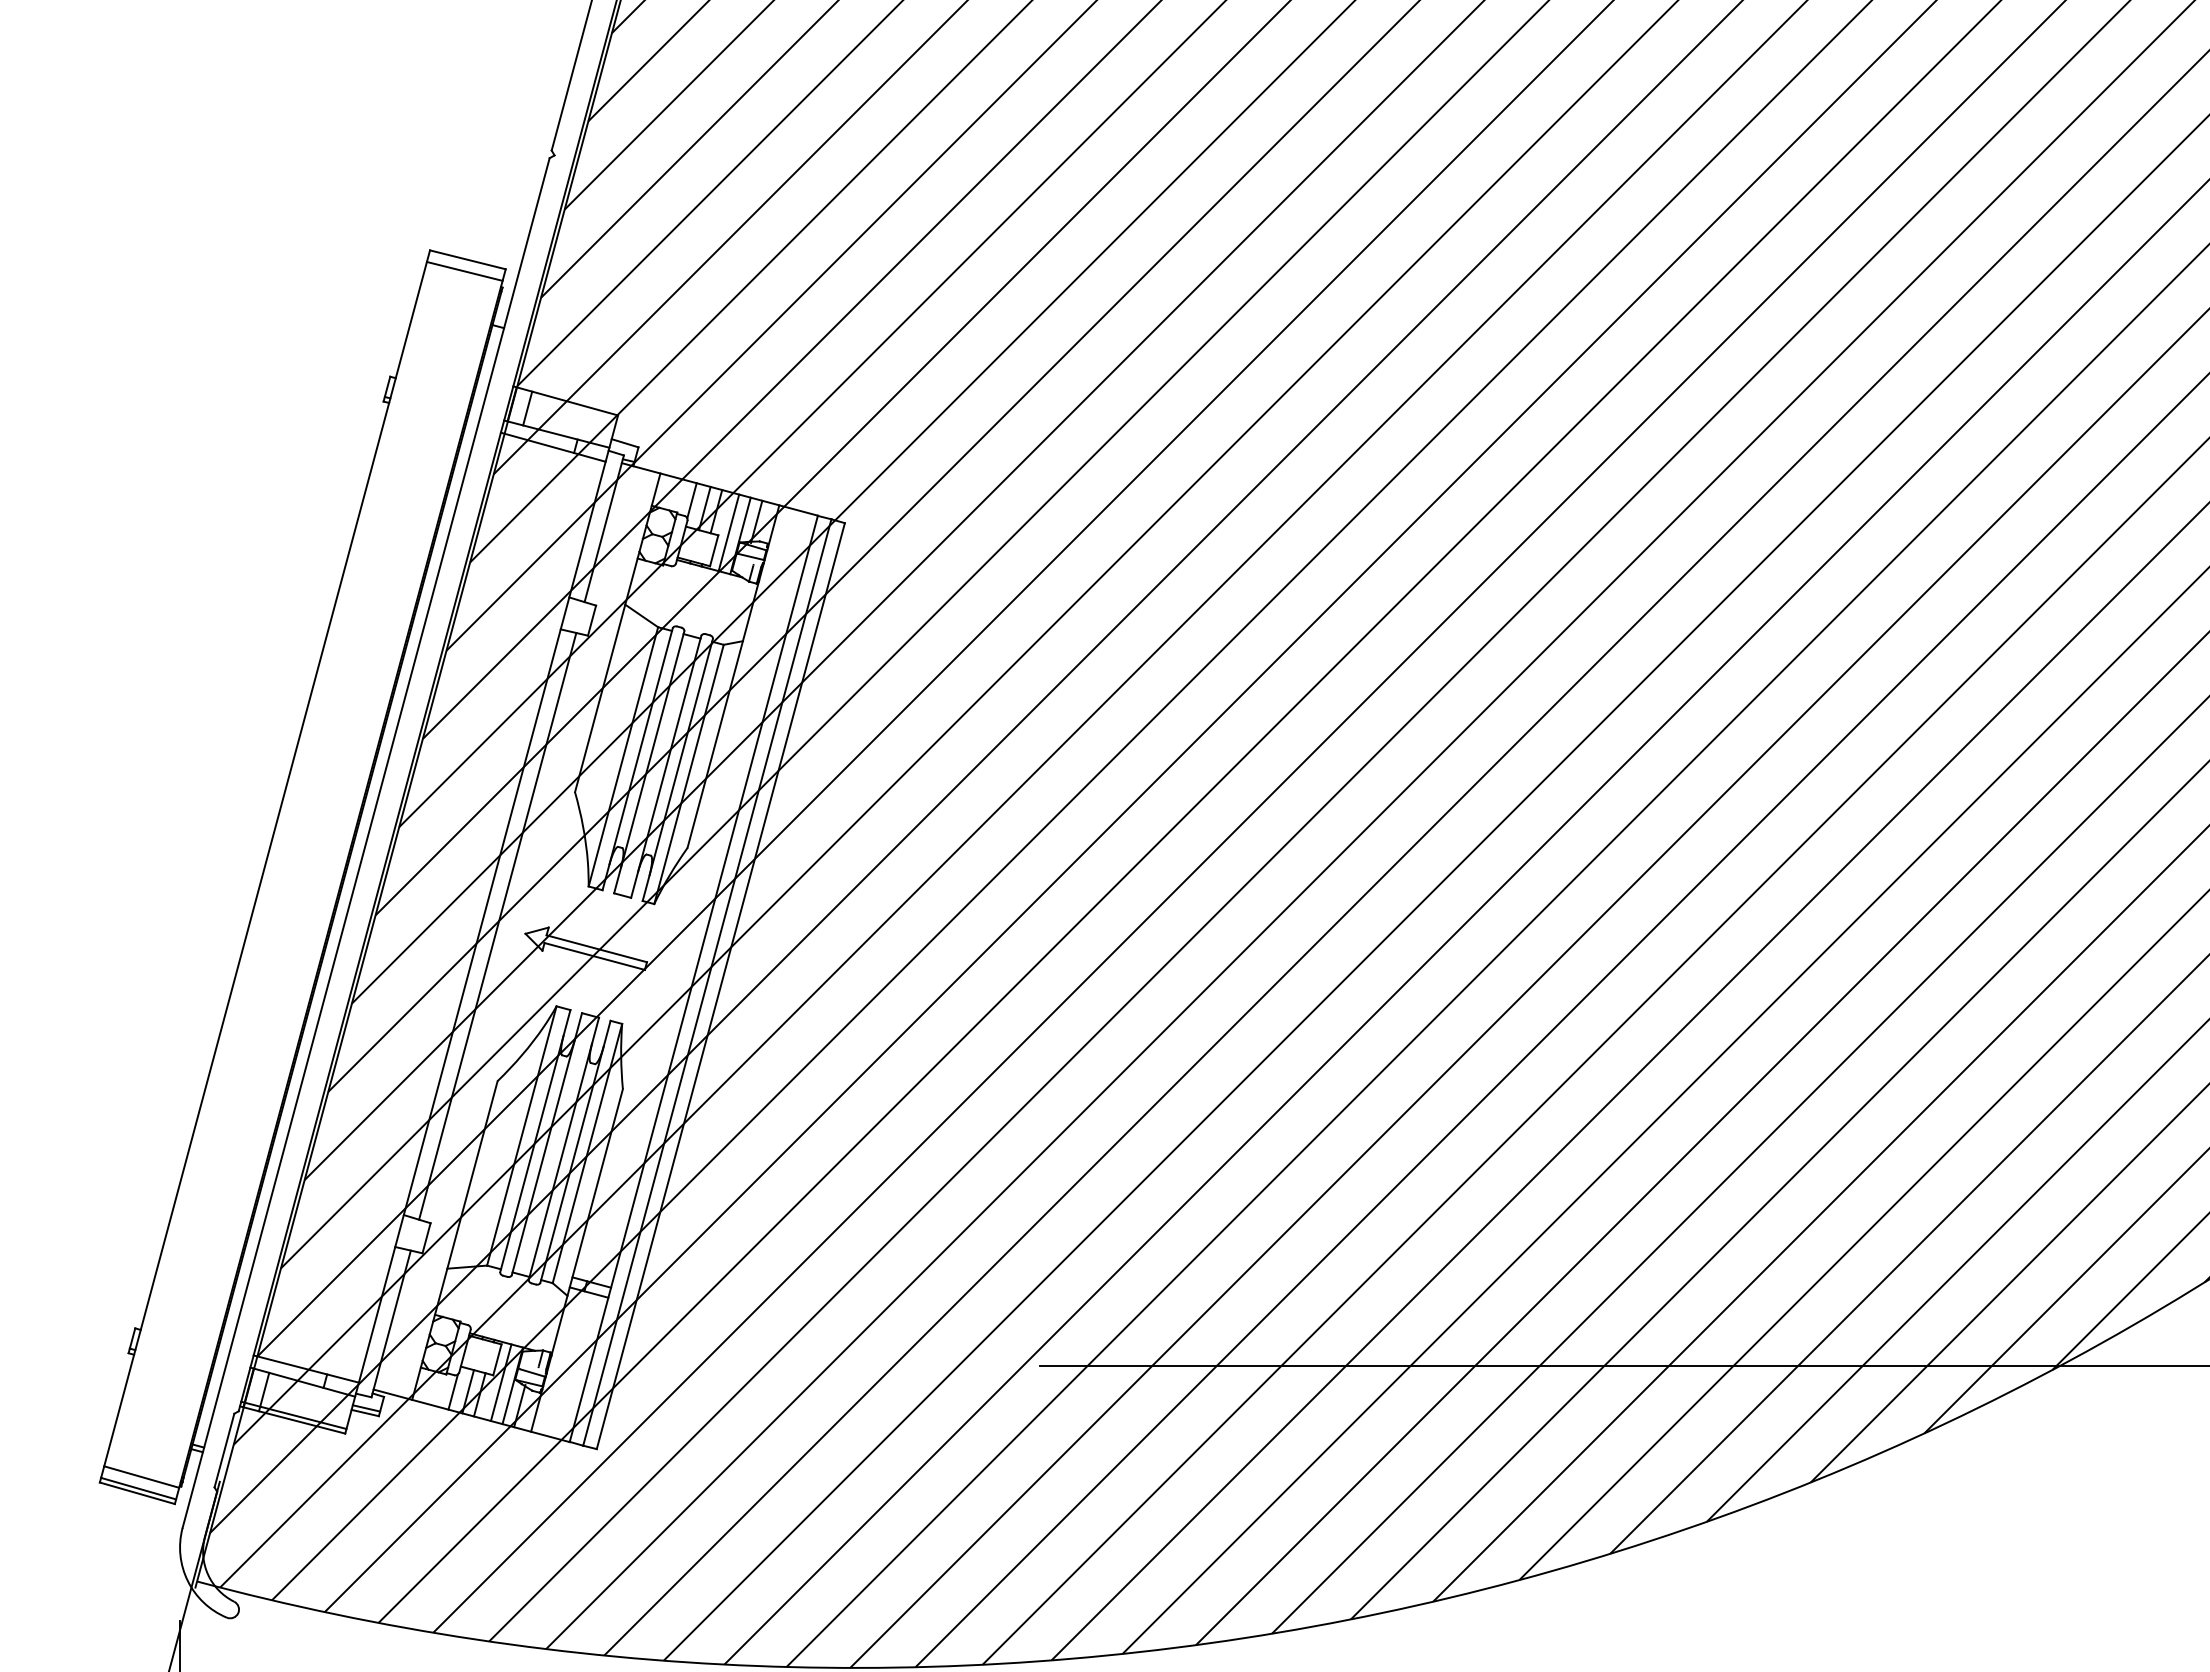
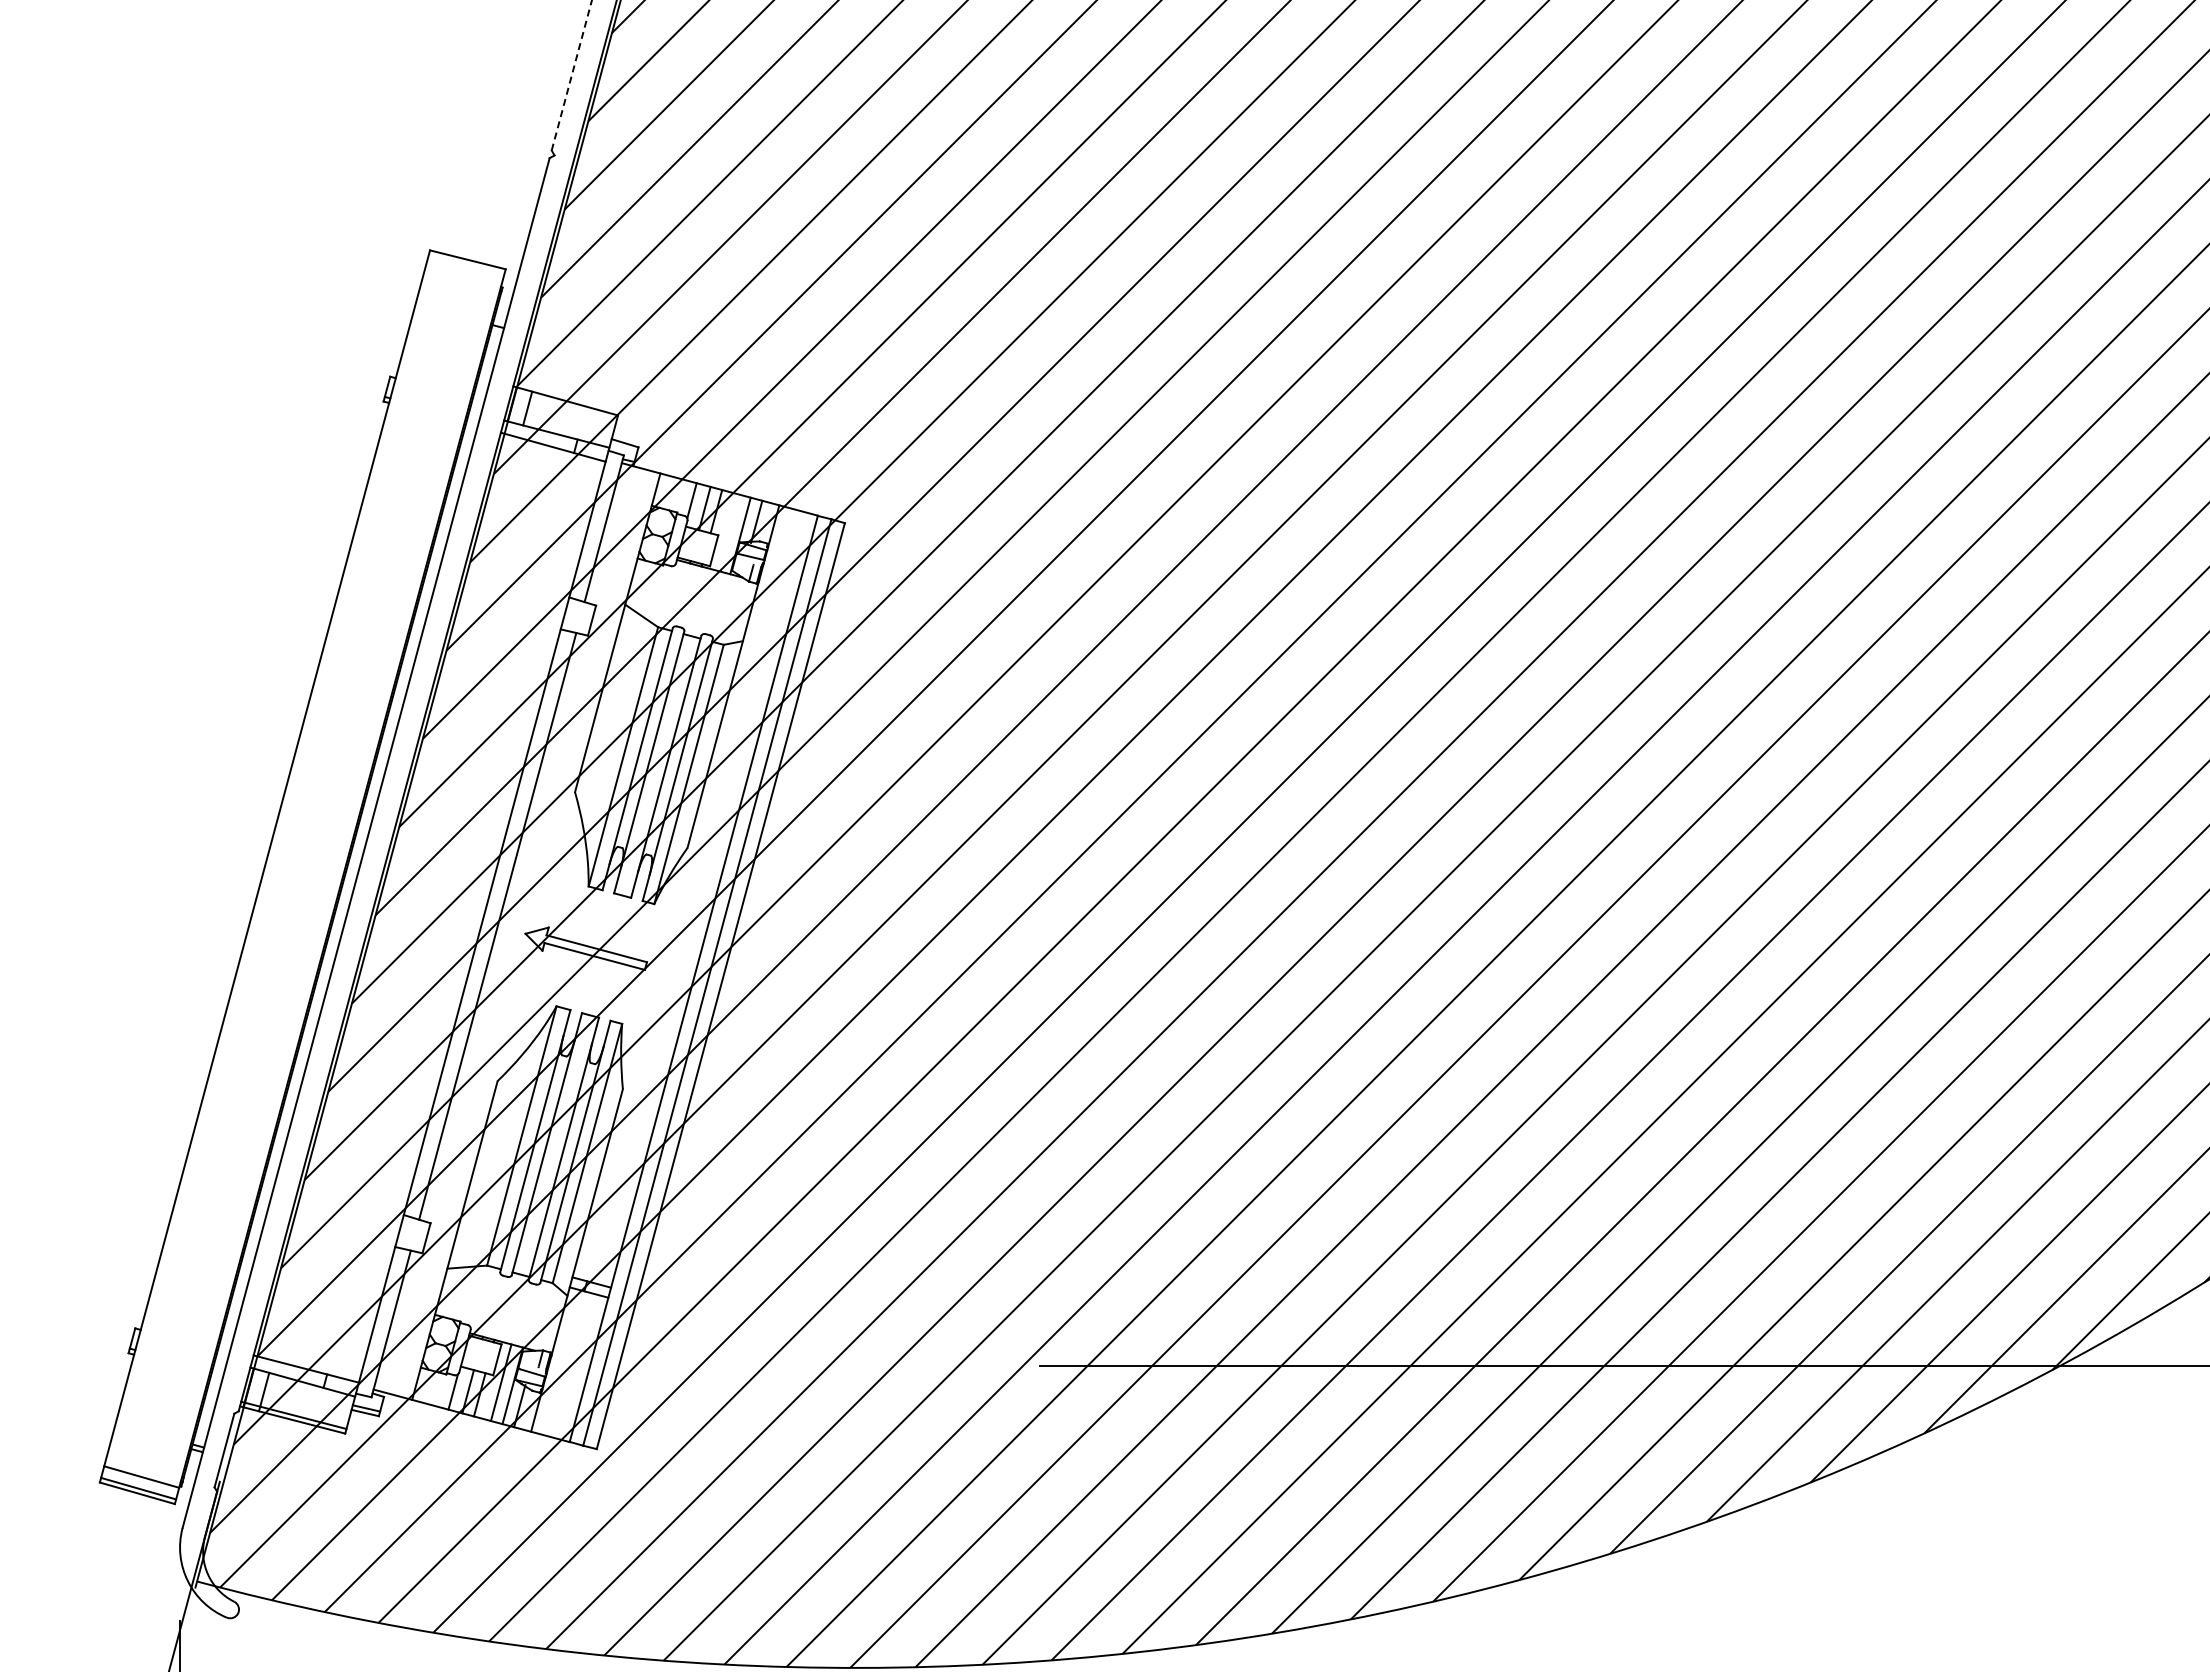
line: solid -> dashed (571, 75)
line: present -> none (464, 270)
line: present -> none (728, 532)
